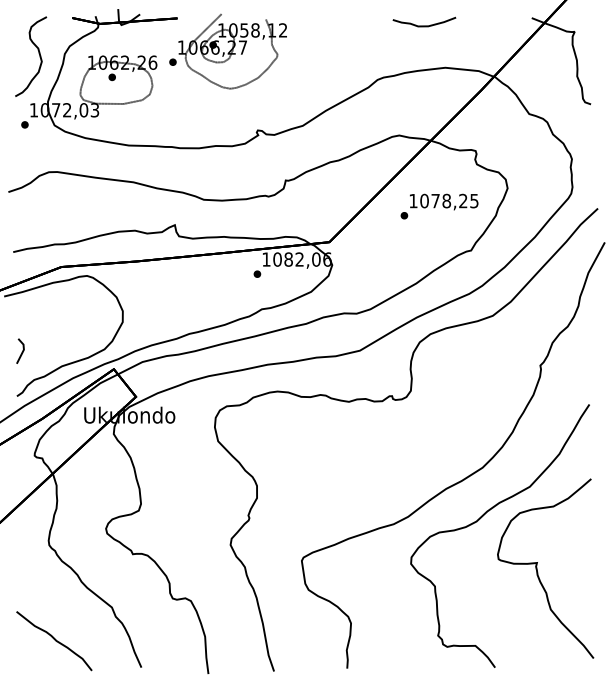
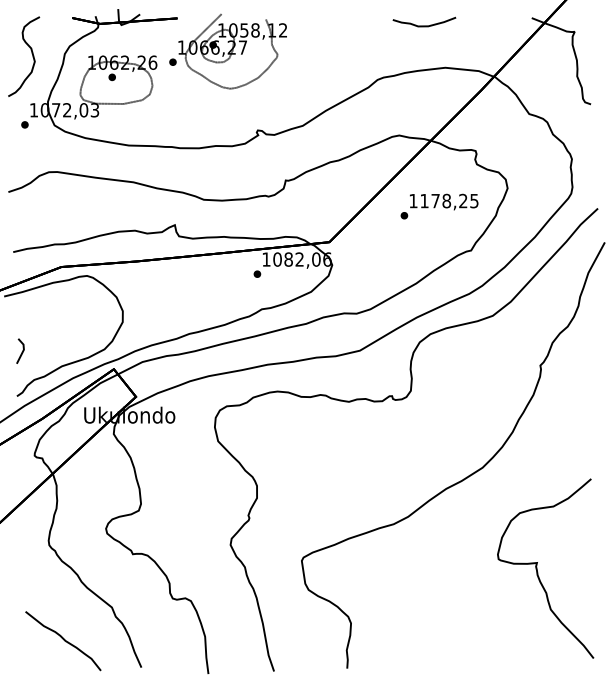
curve position: (38, 53) -> (31, 53) (31, 53)
text: 1078,25 -> 1178,25 (424, 200)
part: present -> none (482, 517)
curve position: (54, 640) -> (63, 640) (63, 640)
